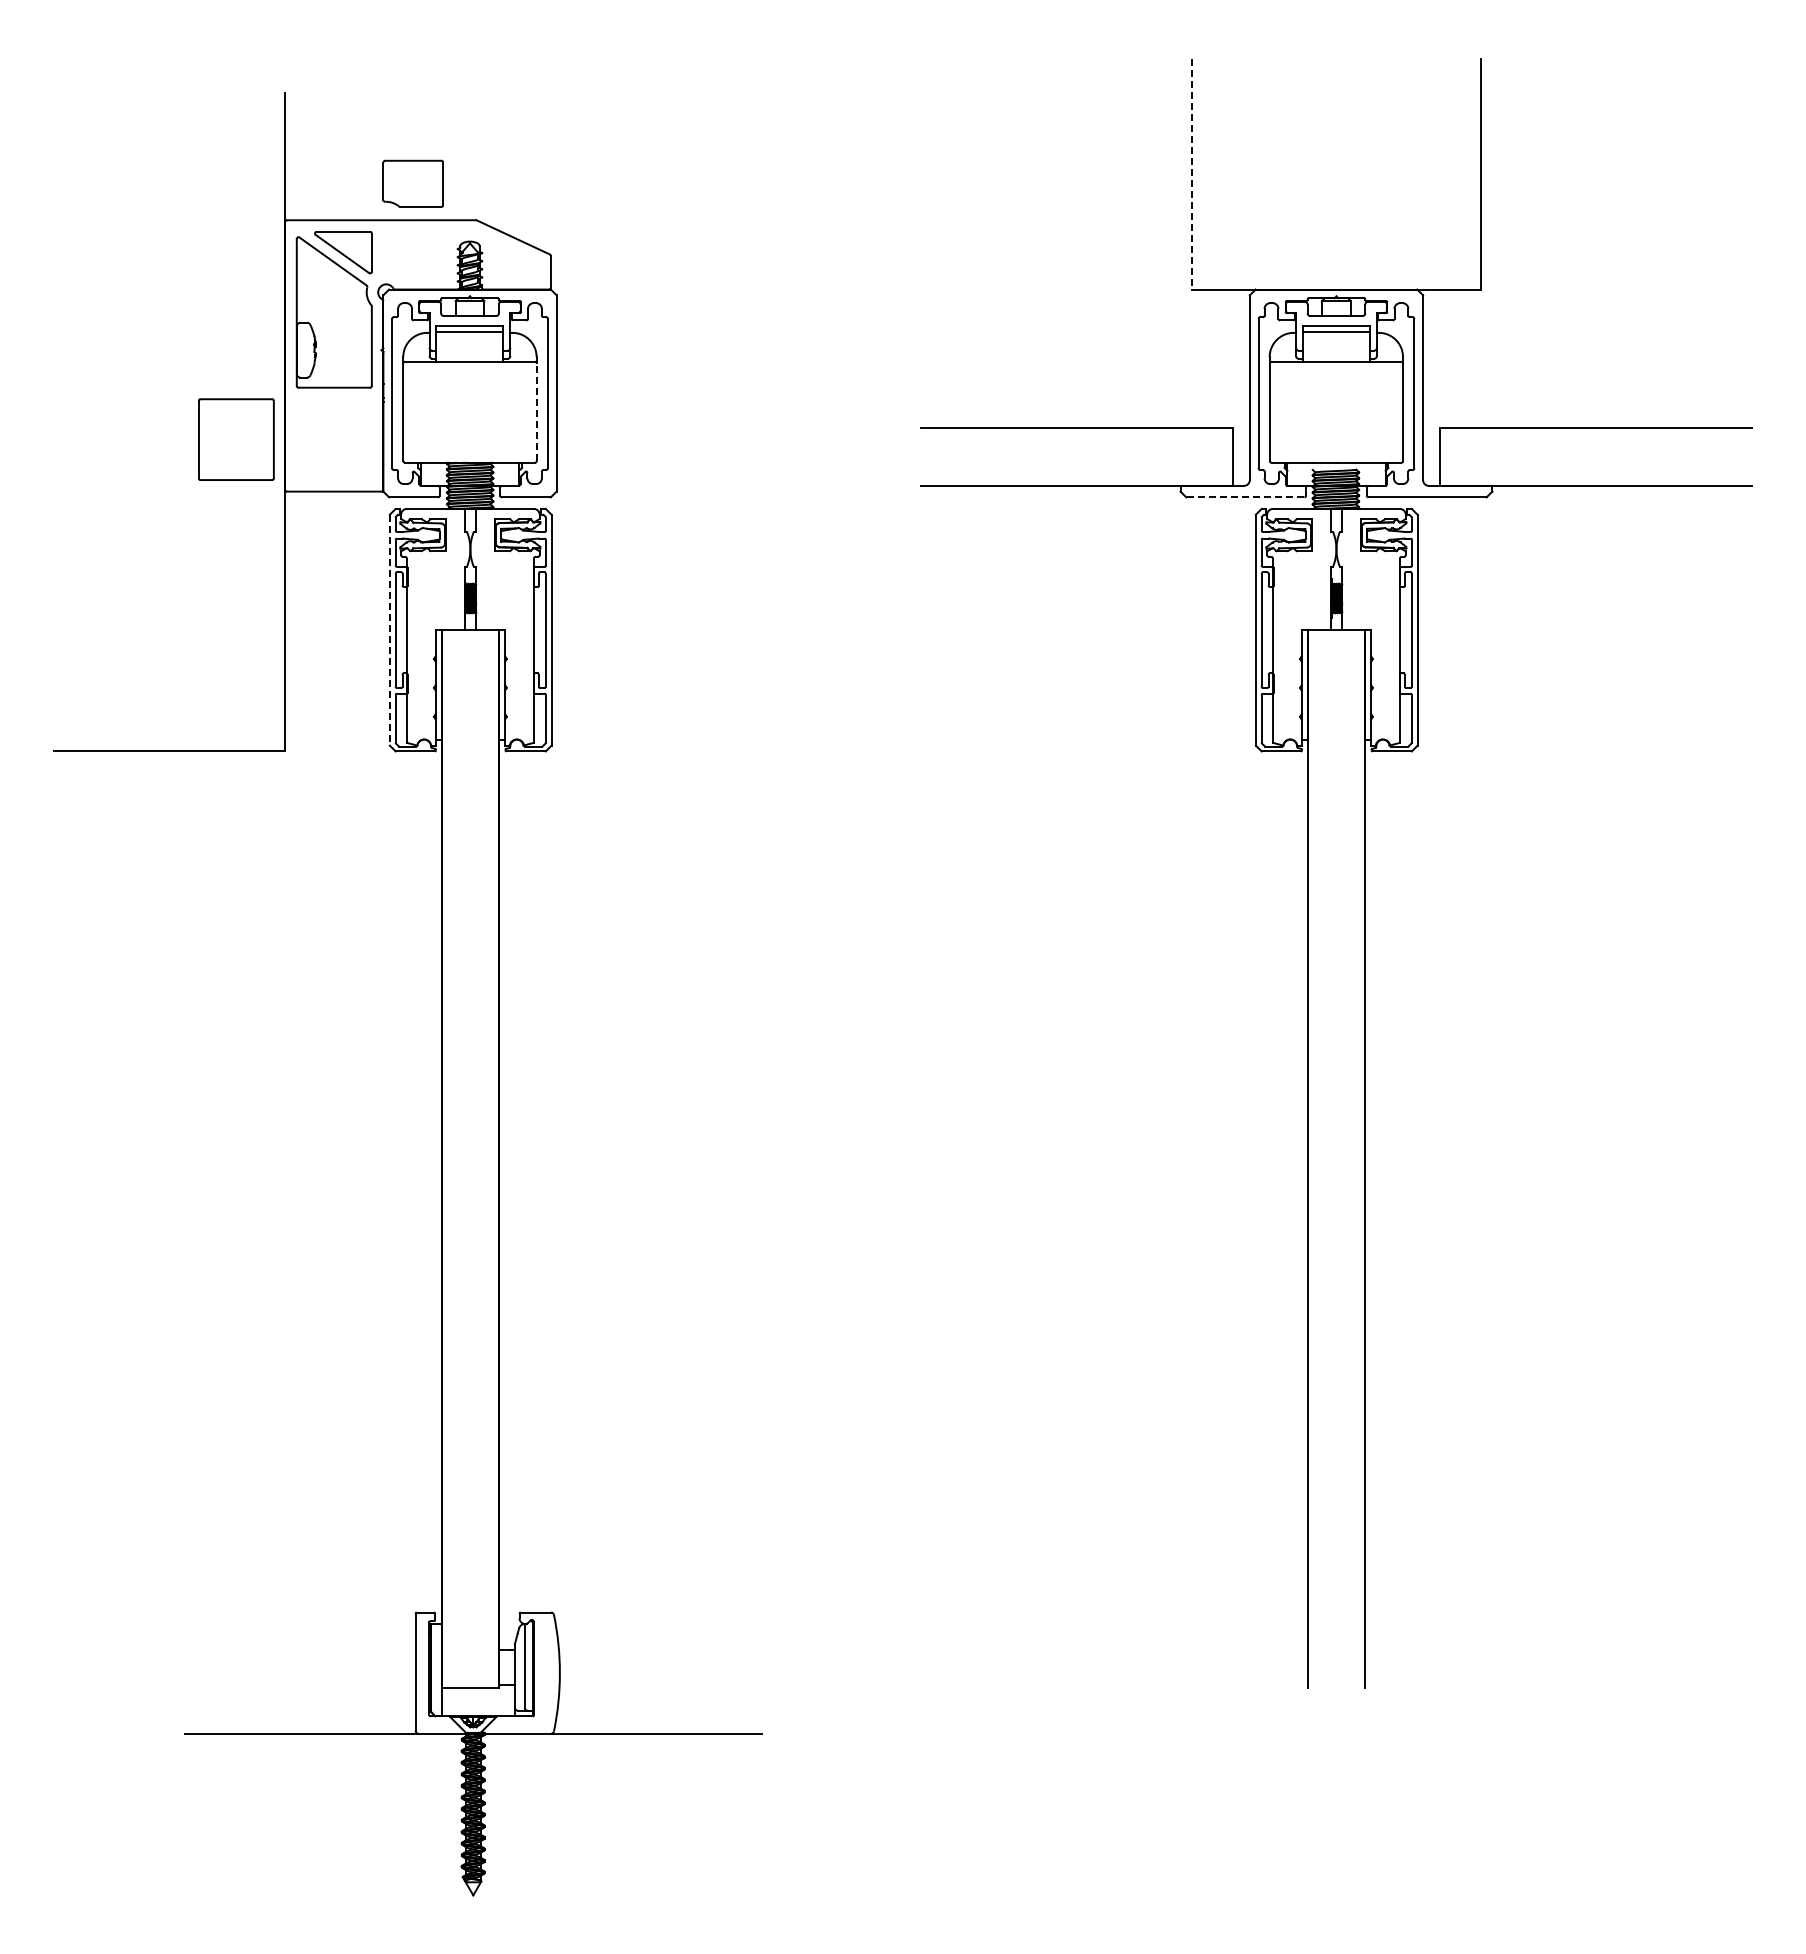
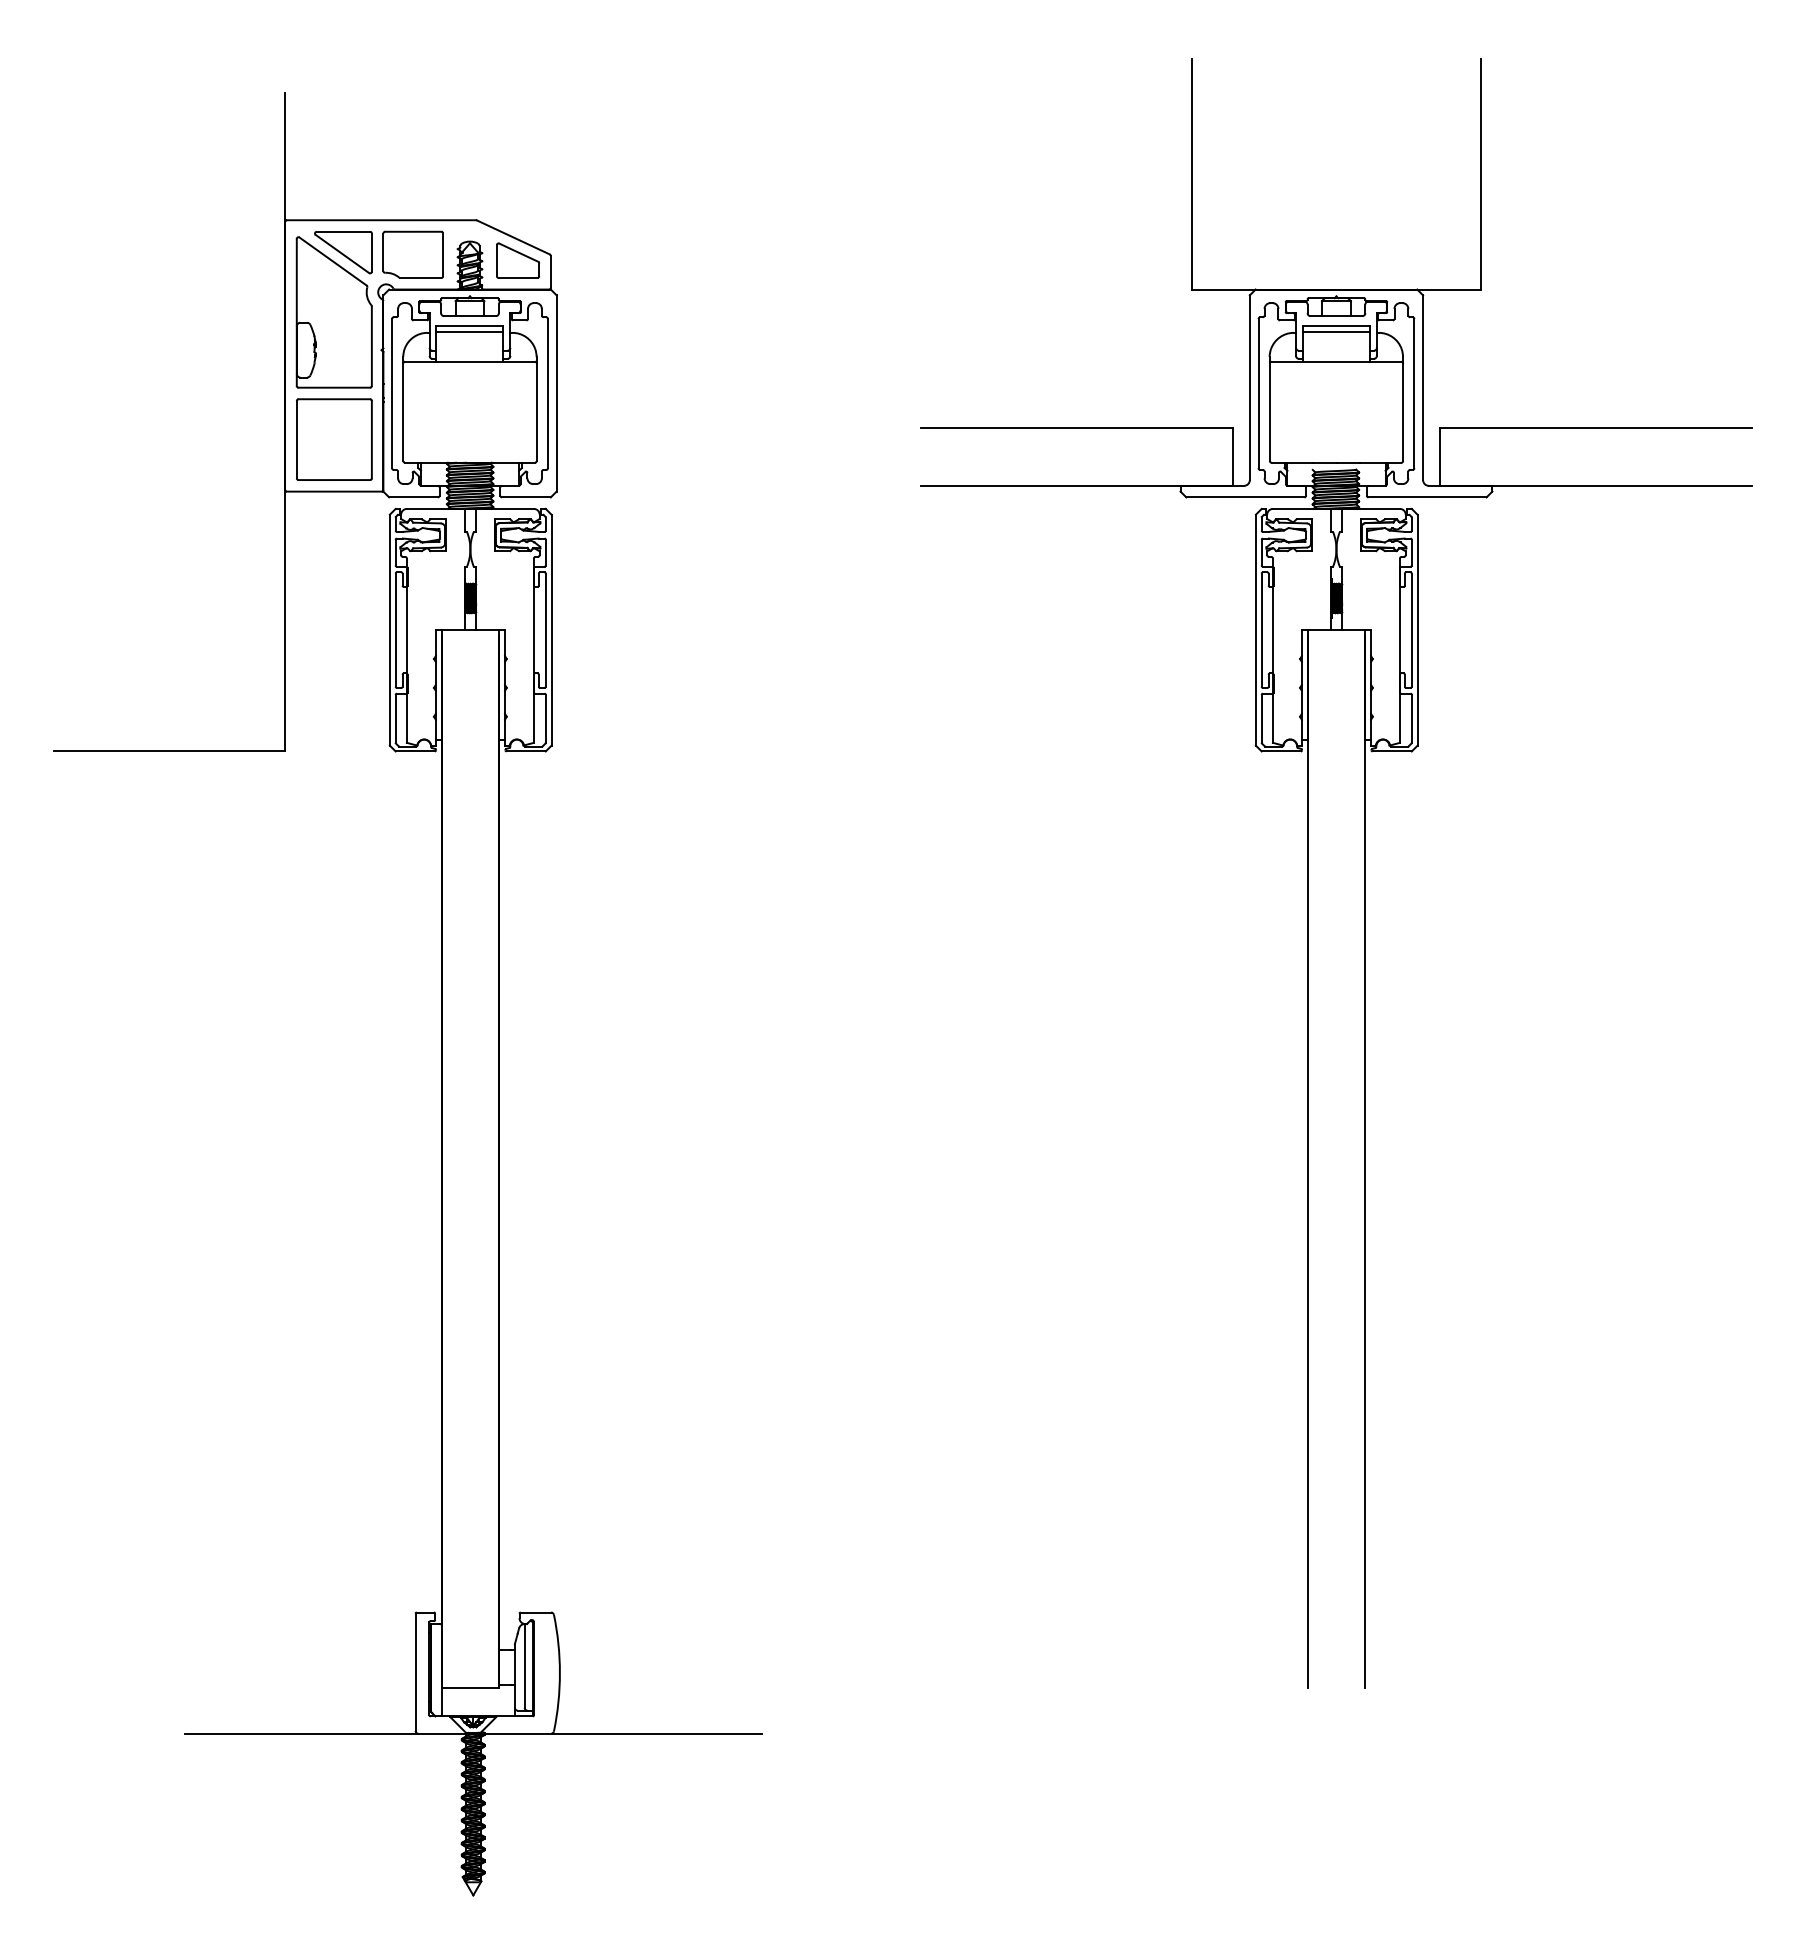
line: dashed -> solid (1192, 174)
part position: (412, 183) -> (412, 254) (412, 254)
part: none -> present (518, 260)
line: dashed -> solid (536, 412)
part position: (236, 439) -> (334, 439) (334, 439)
line: dashed -> solid (1244, 497)
line: dashed -> solid (389, 630)
